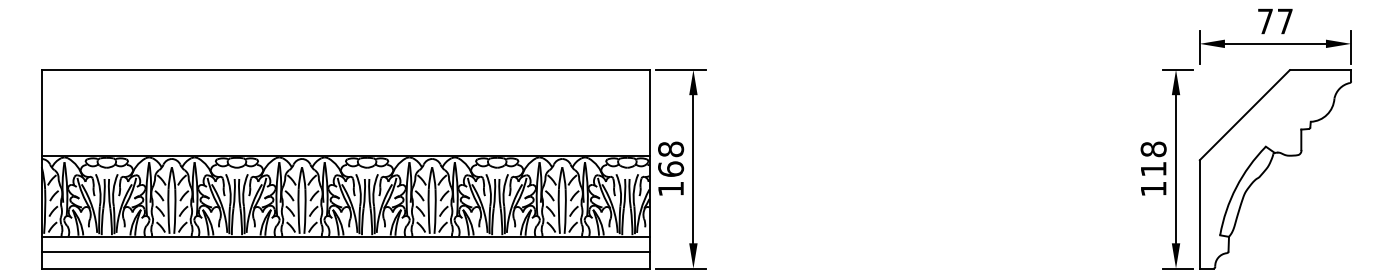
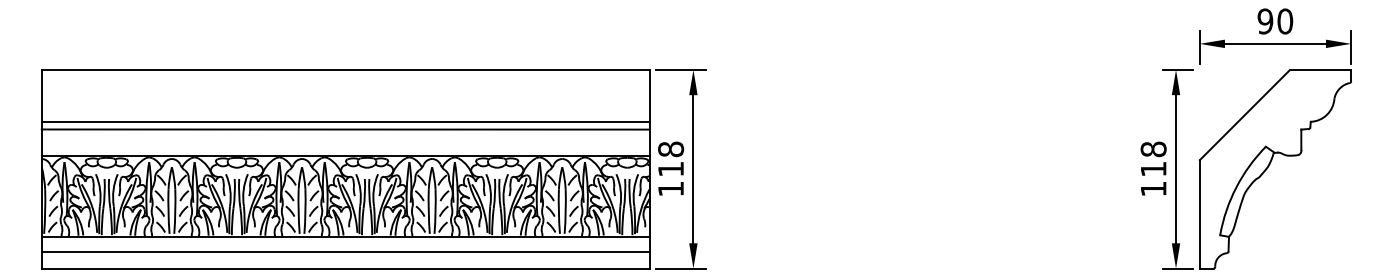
text: 77 -> 90 (1275, 21)
line: none -> present (345, 121)
line: none -> present (345, 129)
text: 168 -> 118 (671, 168)
